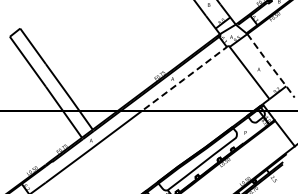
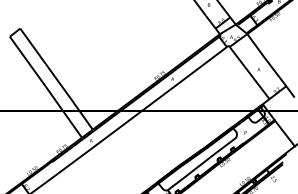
line: dashed -> solid (271, 66)
line: dashed -> solid (185, 78)
